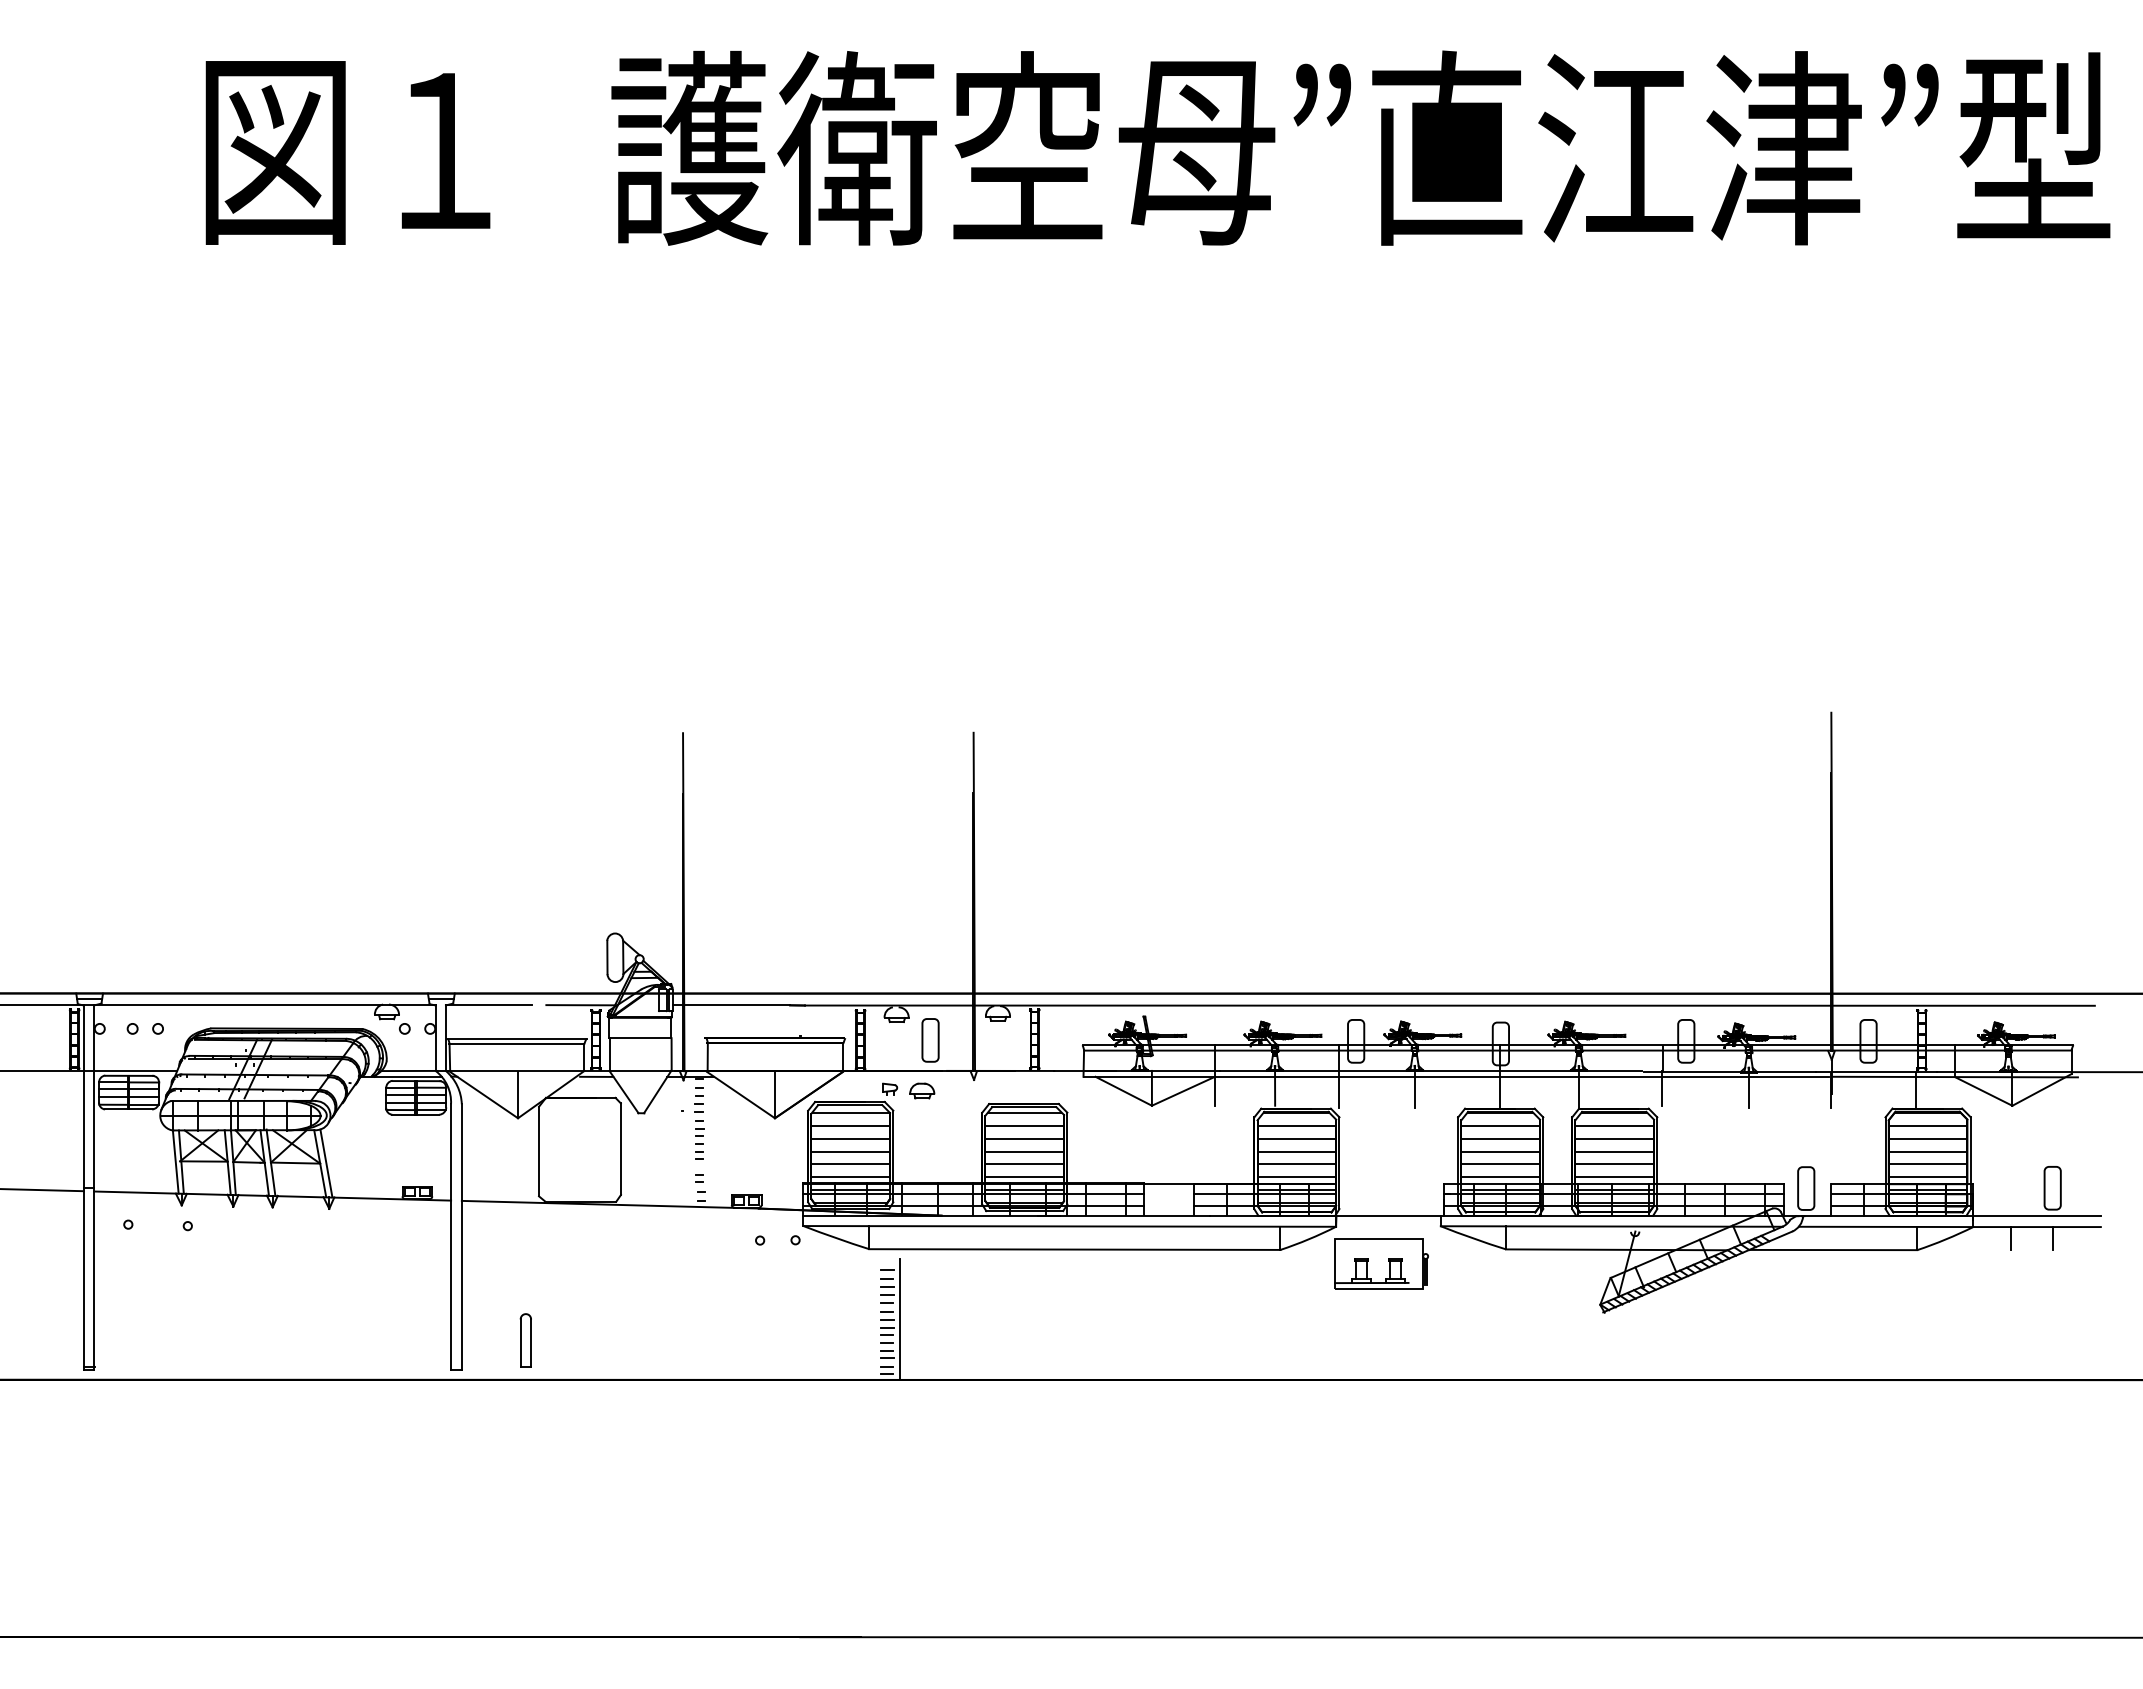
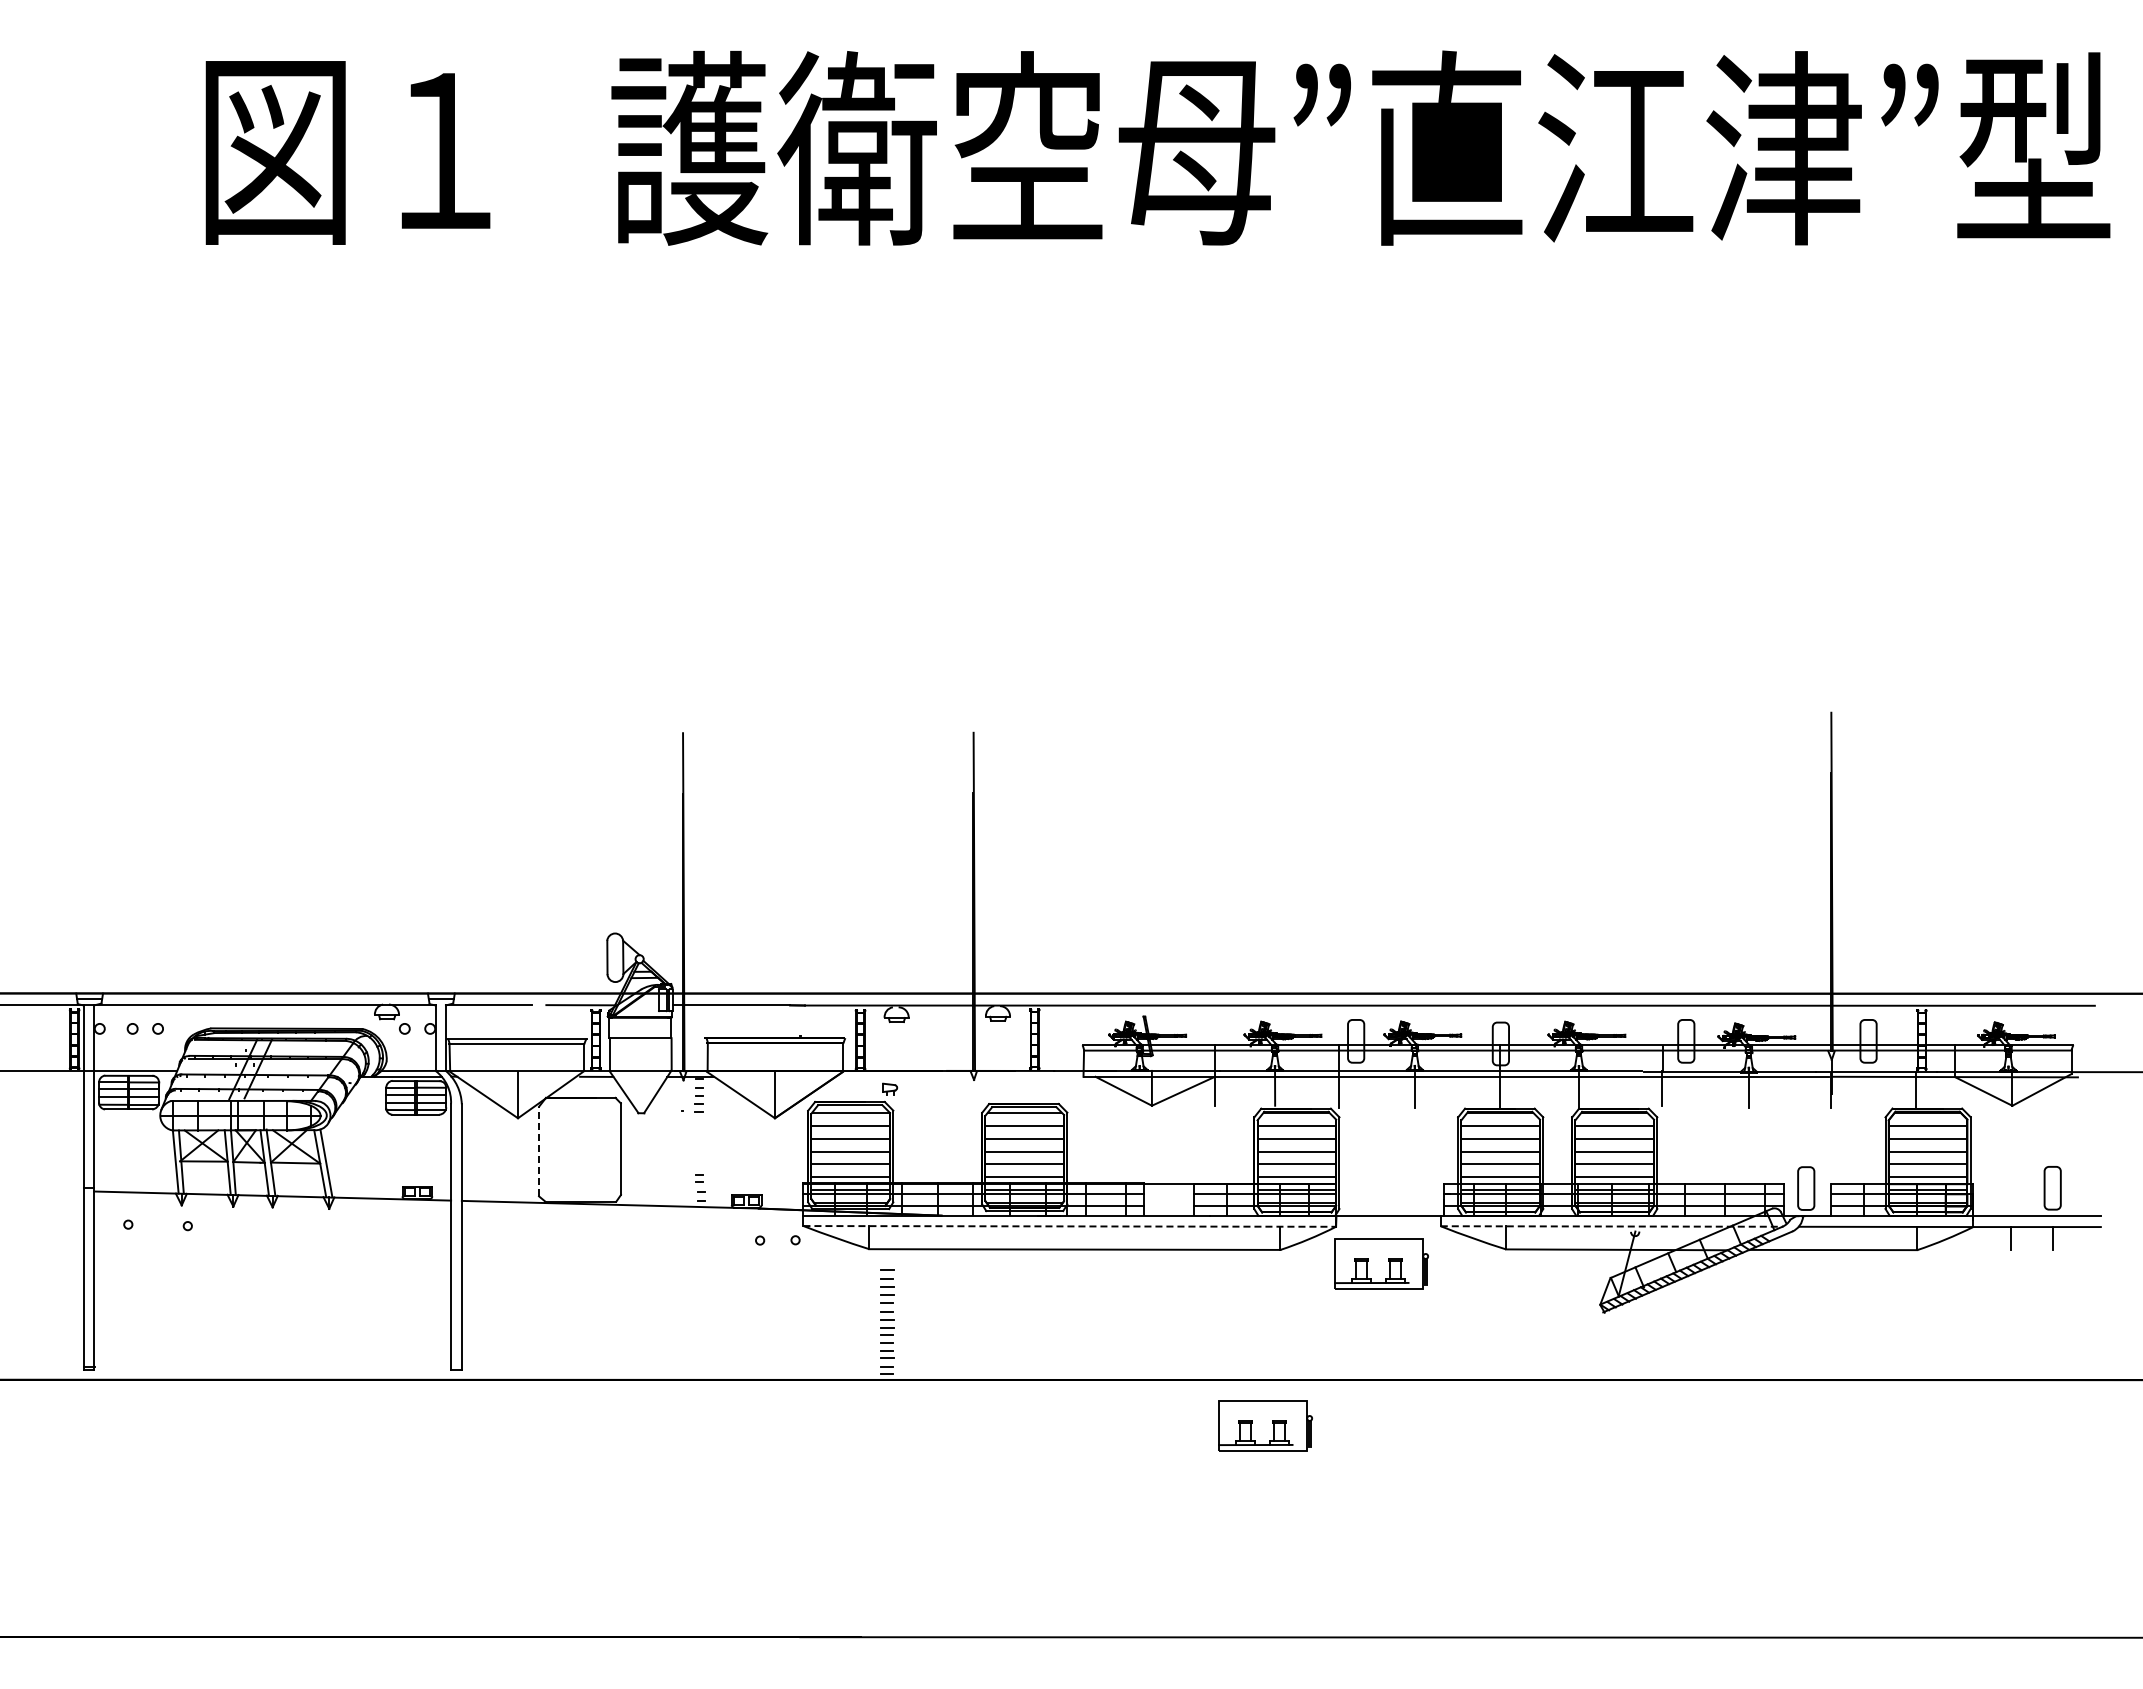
part: present -> none (930, 1040)
part: present -> none (922, 1090)
part: present -> none (699, 1139)
line: solid -> dashed (539, 1151)
line: present -> none (42, 1190)
line: solid -> dashed (1070, 1226)
line: solid -> dashed (1612, 1226)
line: present -> none (899, 1319)
part: present -> none (525, 1340)
part: none -> present (1265, 1425)
